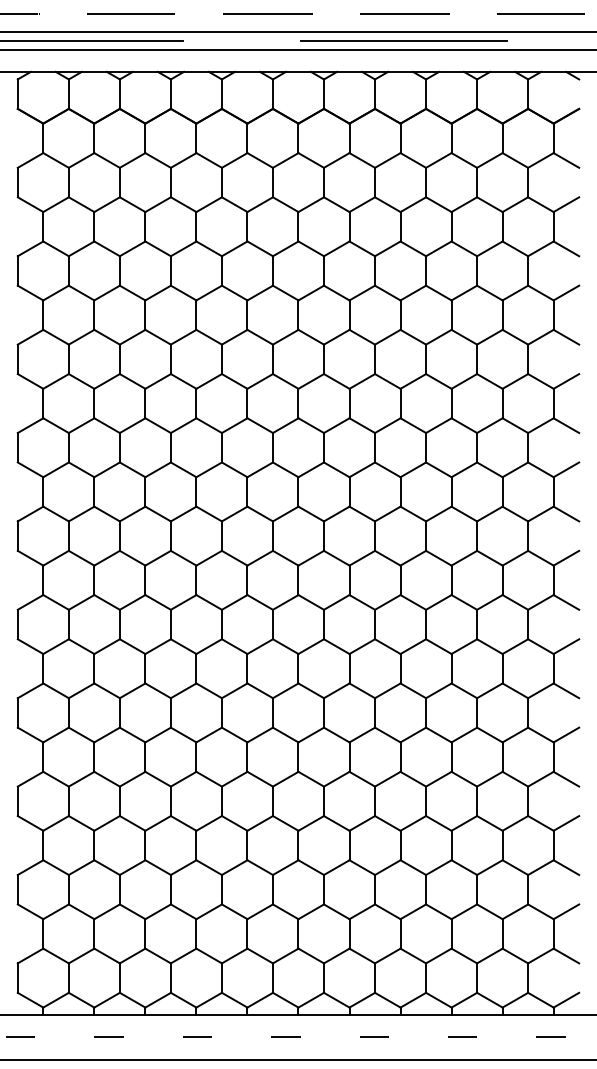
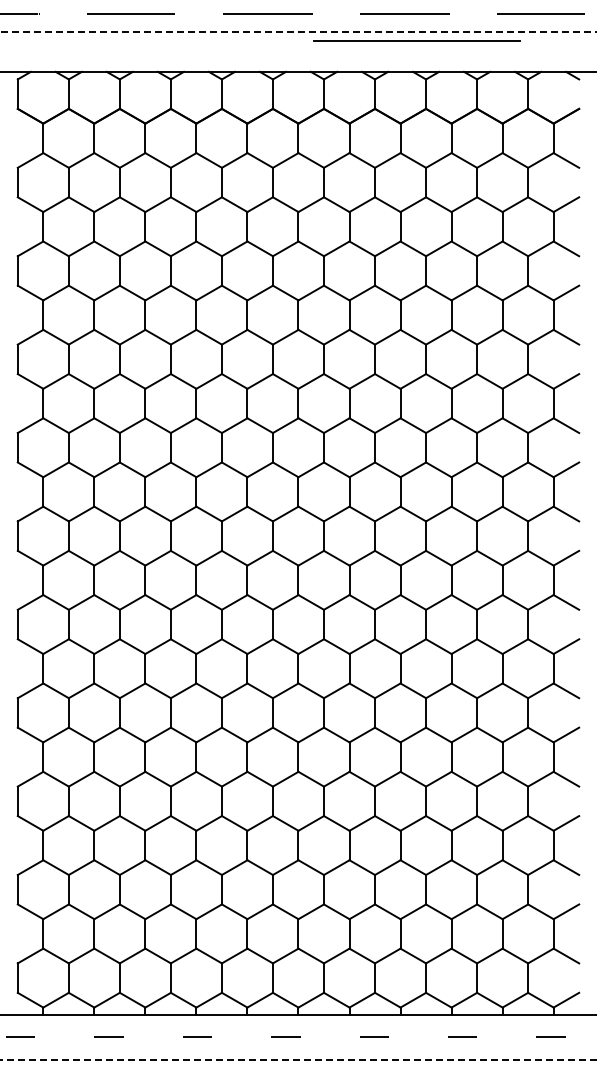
line: solid -> dashed (297, 32)
line: present -> none (92, 40)
line position: (403, 40) -> (416, 40) (416, 40)
line: present -> none (297, 49)
line: solid -> dashed (297, 1060)
